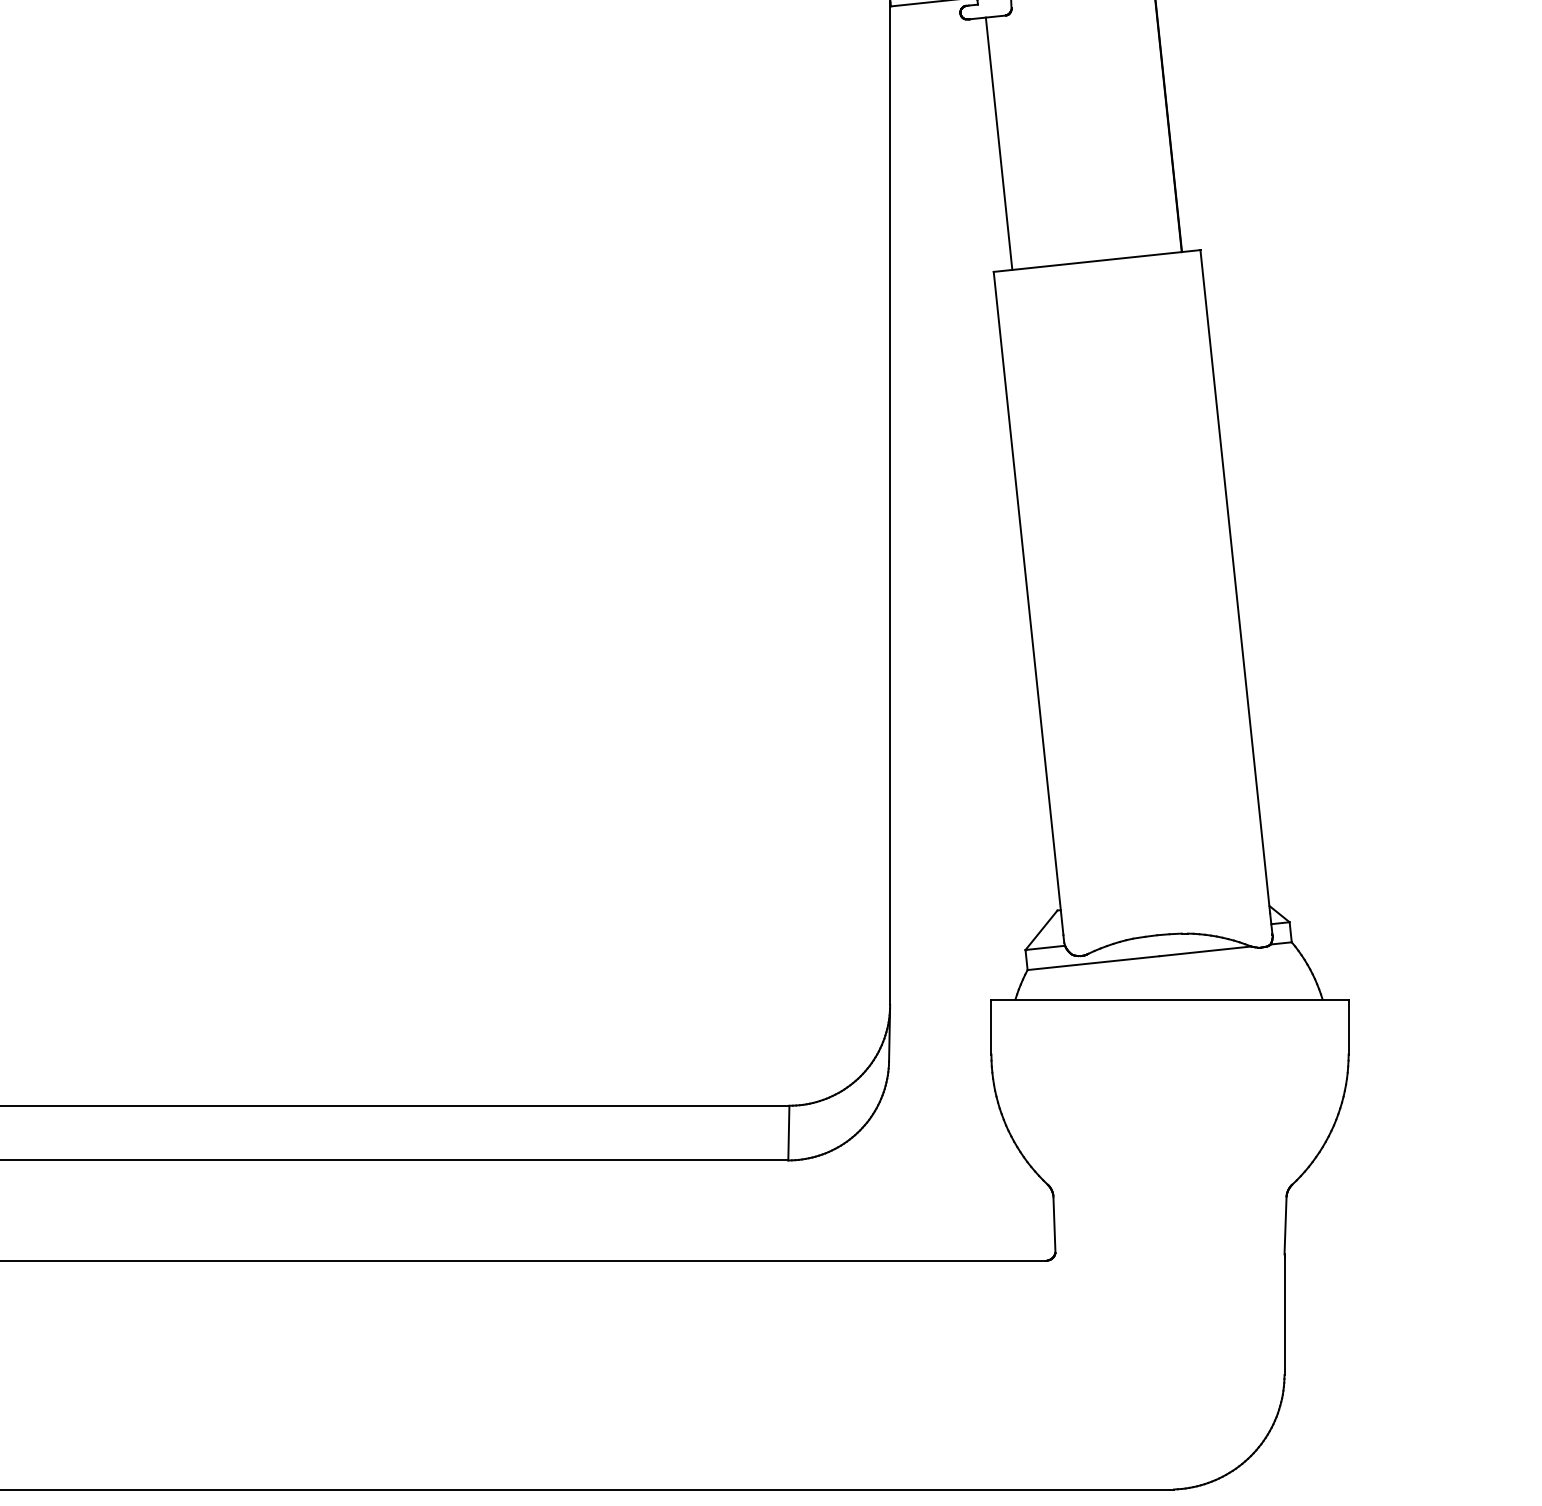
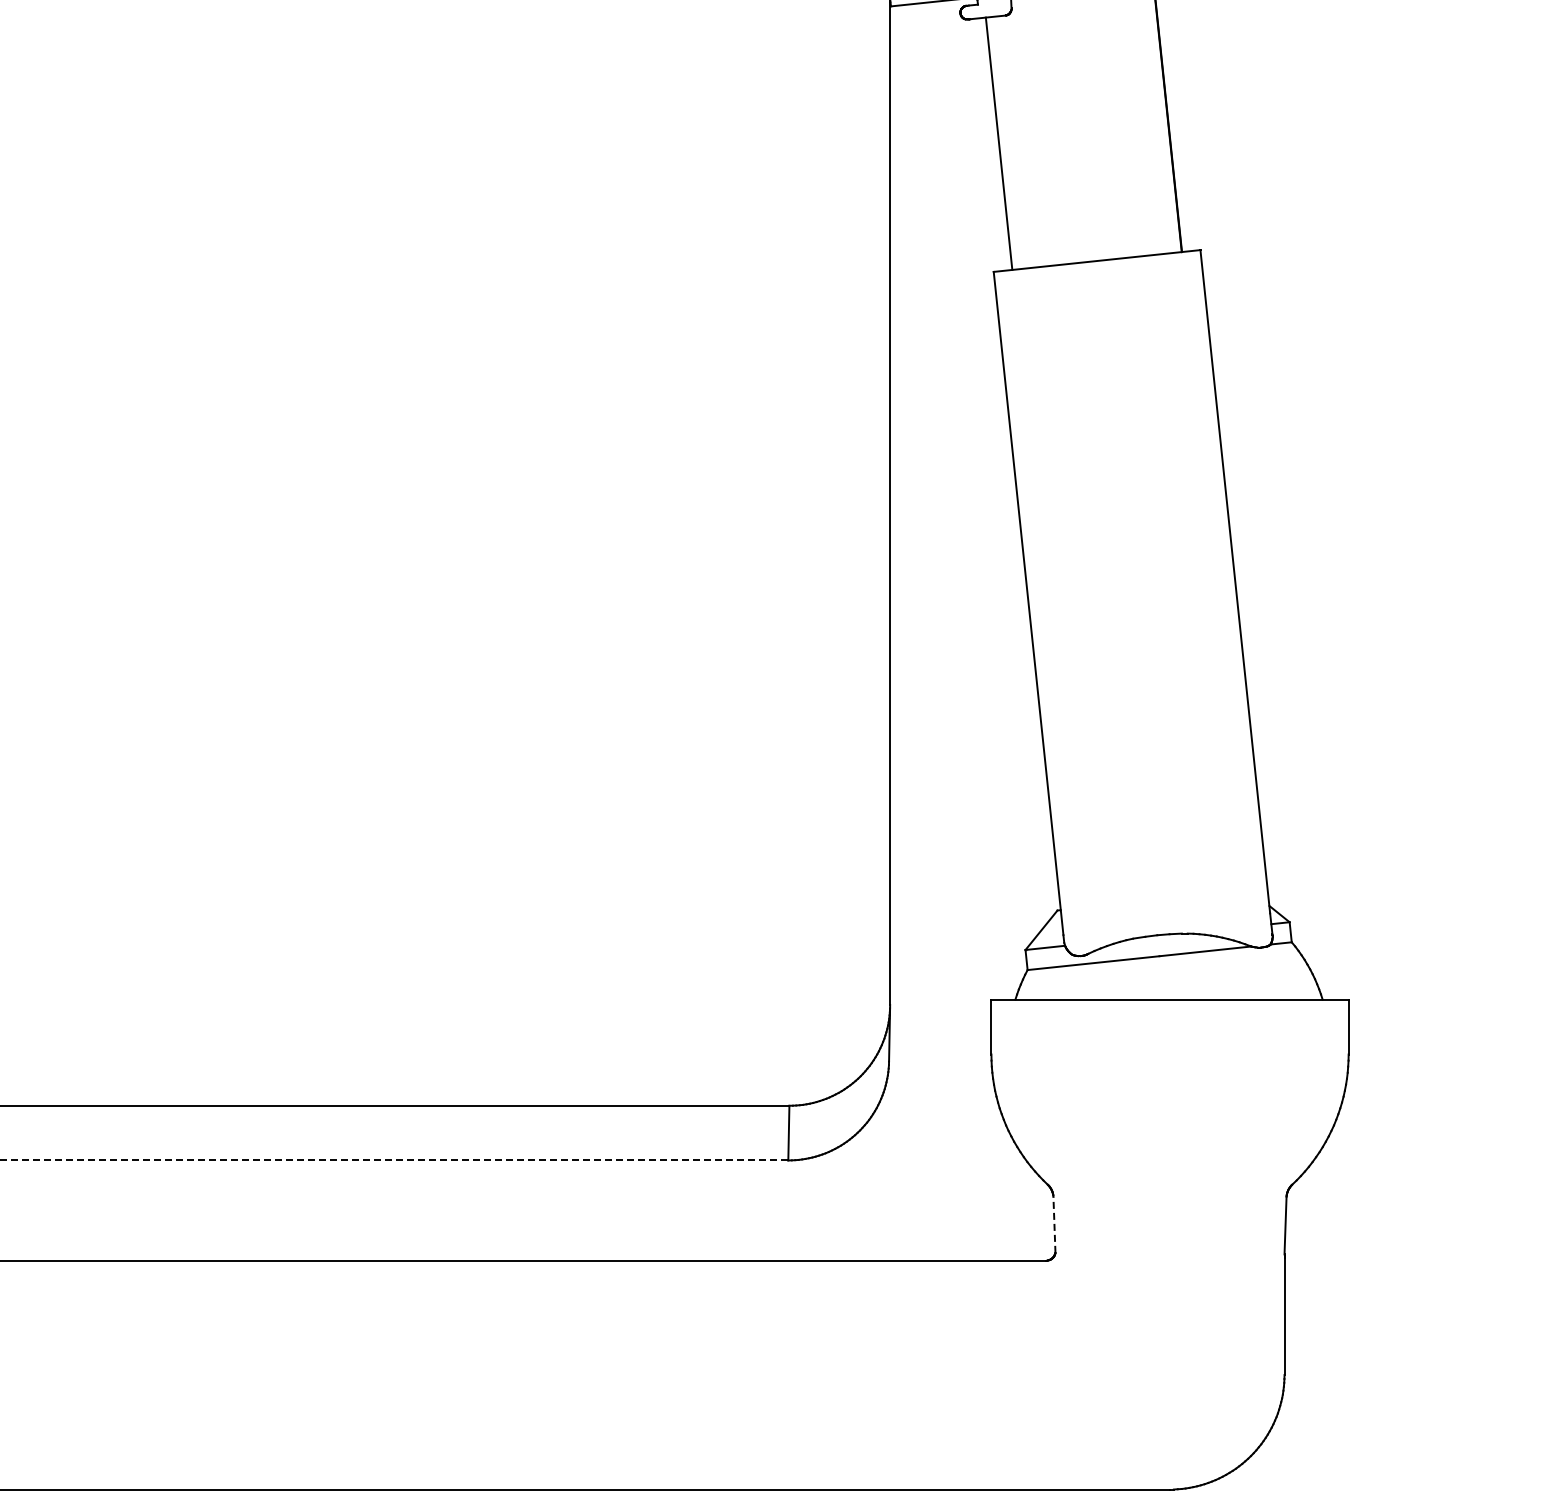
line: solid -> dashed (394, 1160)
line: solid -> dashed (1054, 1225)
